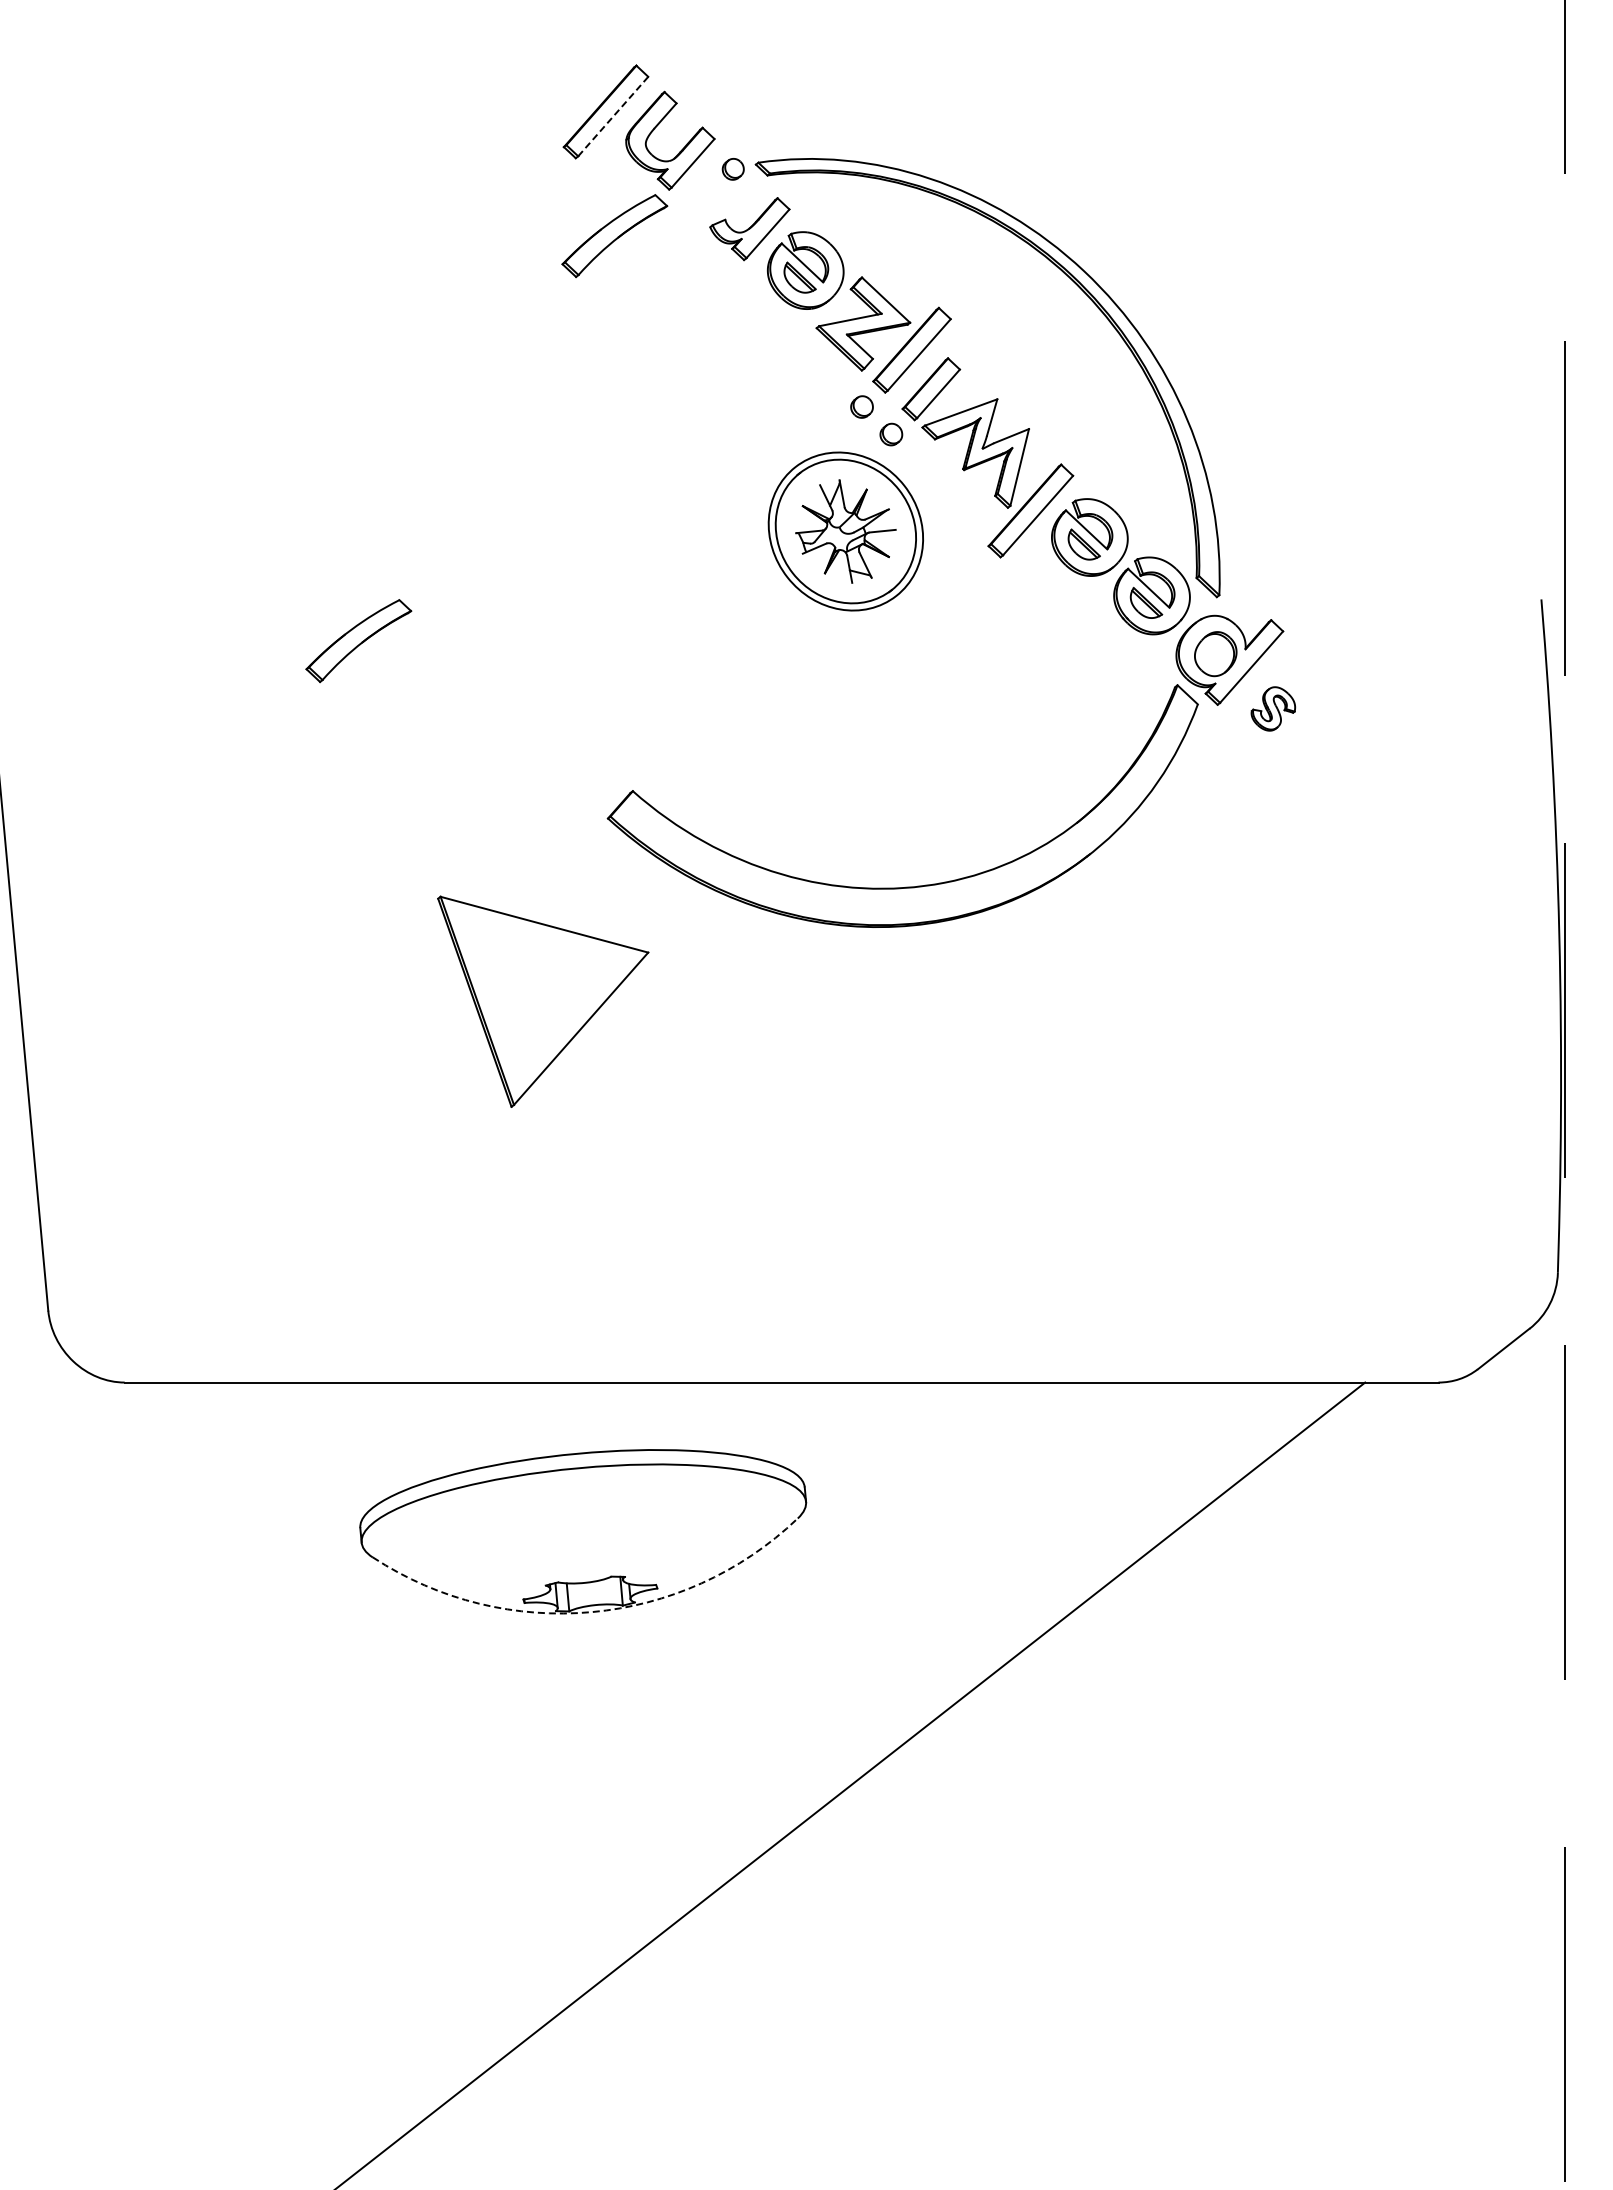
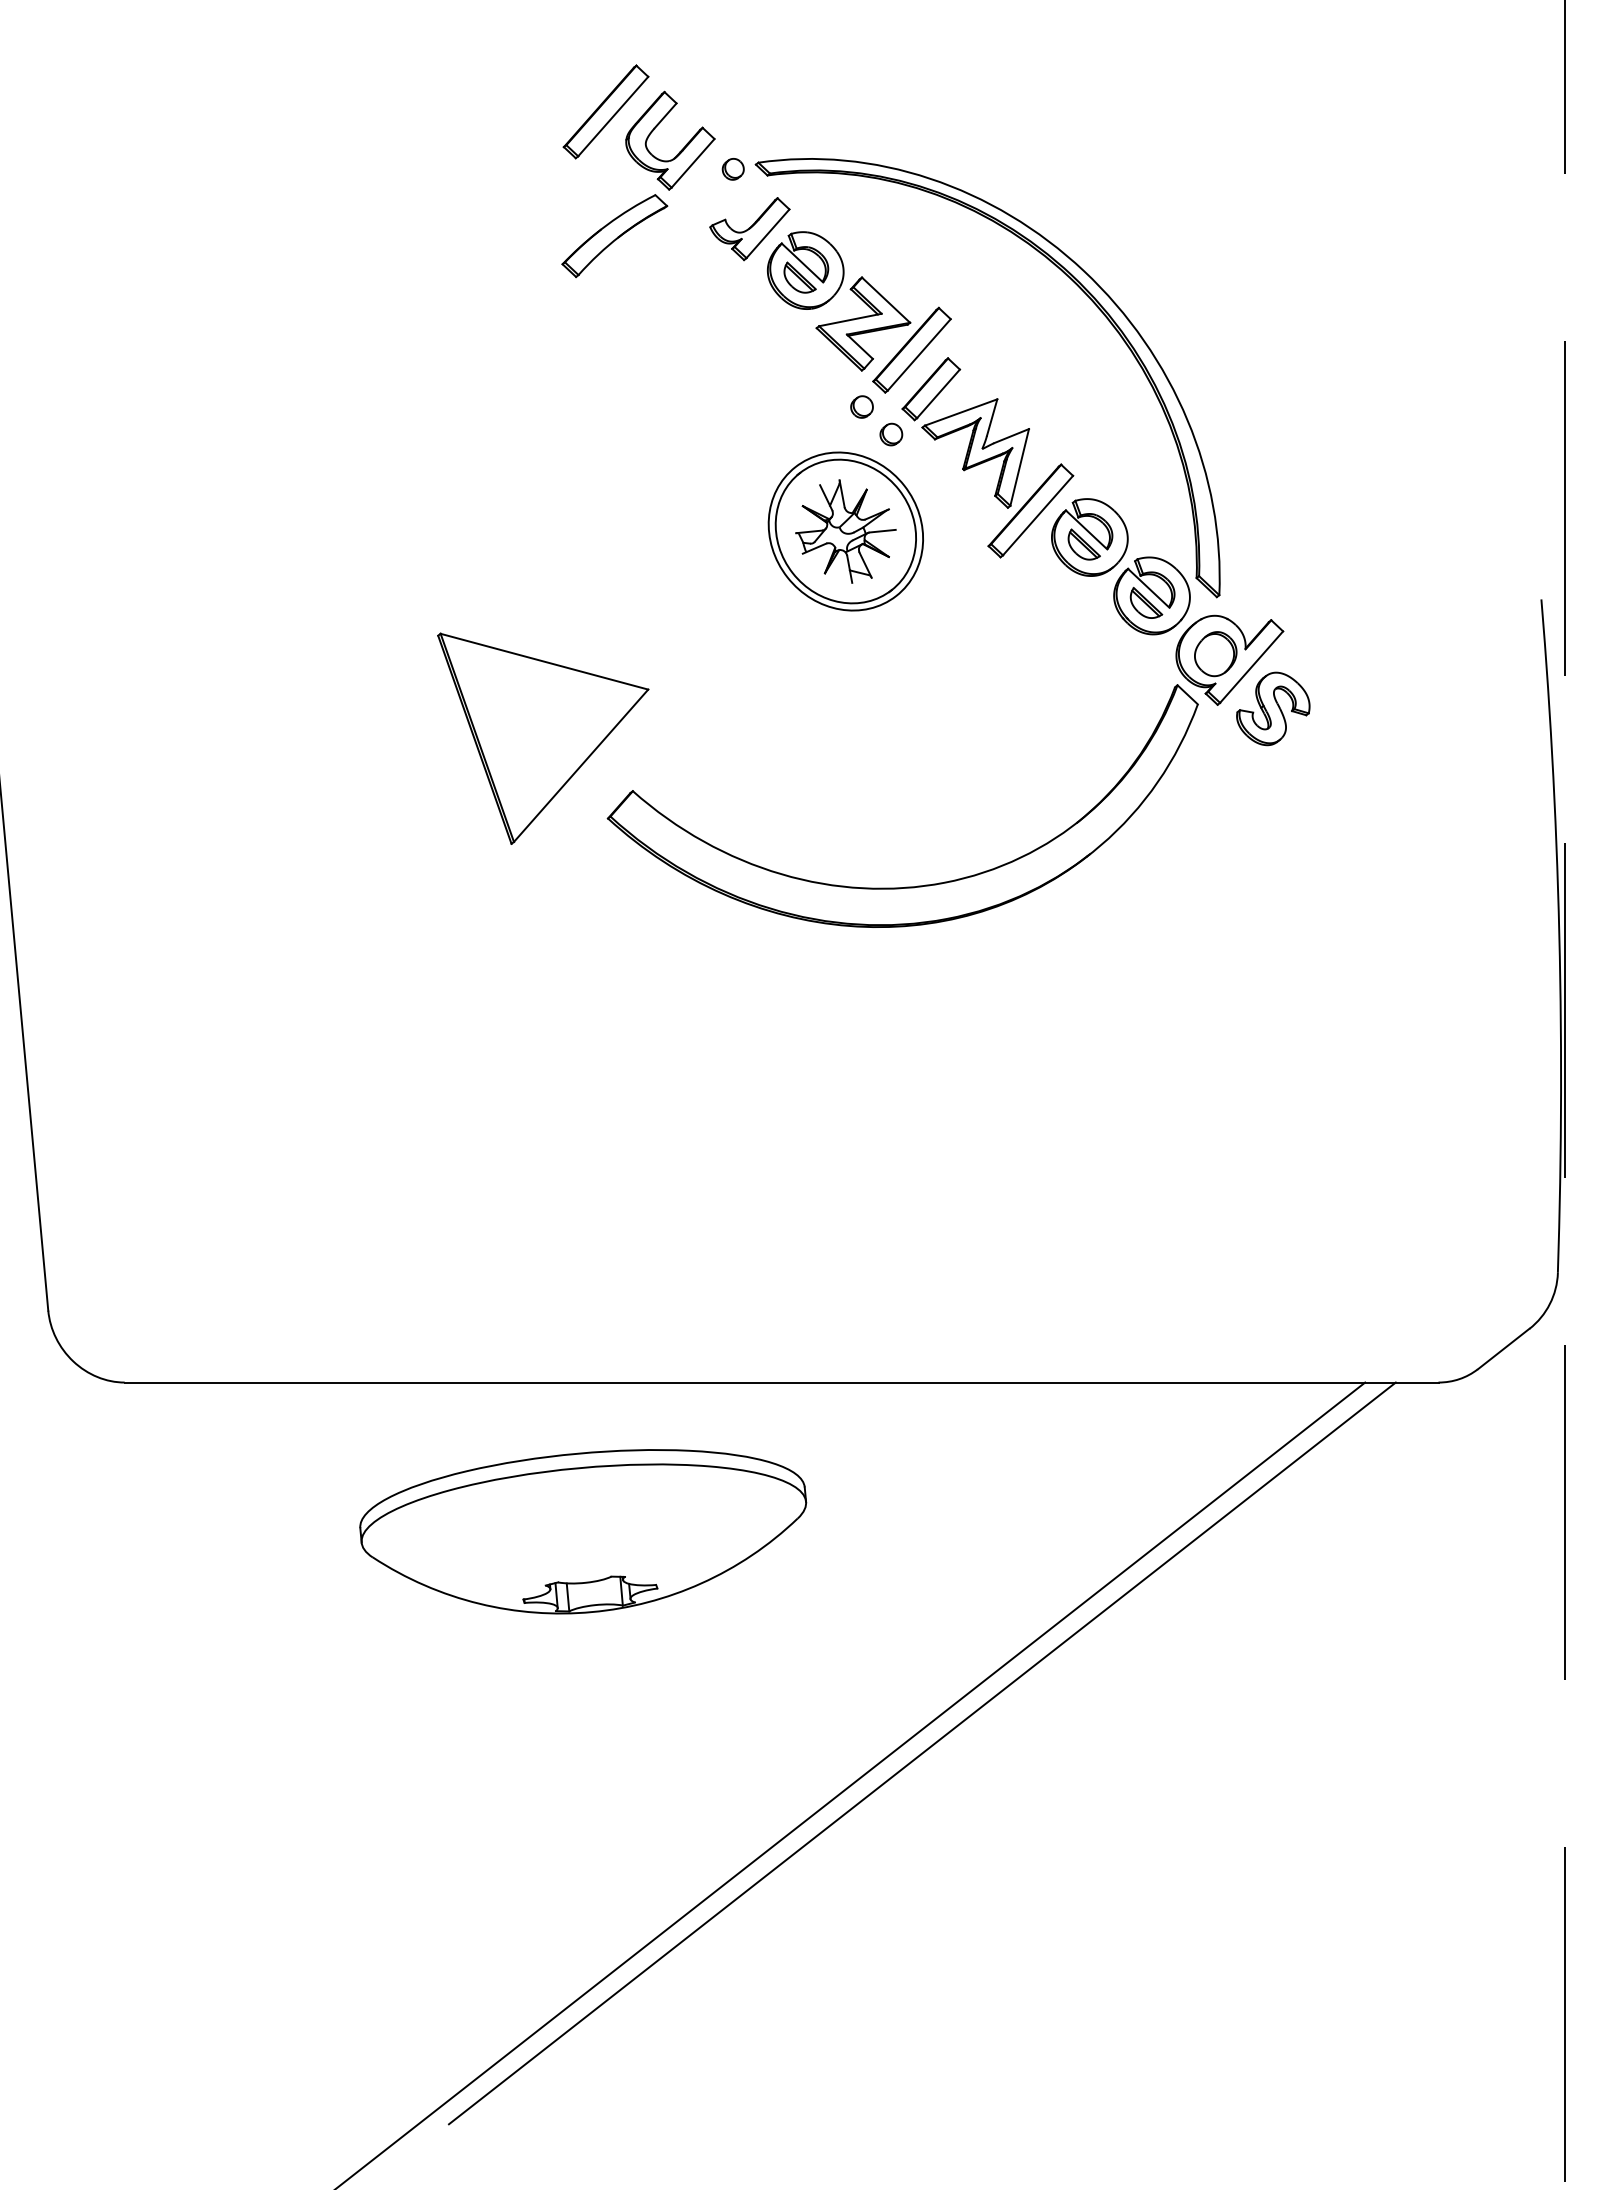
line: dashed -> solid (613, 116)
part: present -> none (358, 641)
part size: 47x46 px -> 75x76 px (1273, 708)
part position: (543, 1001) -> (543, 738) (543, 738)
arc: dashed -> solid (592, 1612)
line: none -> present (921, 1753)
